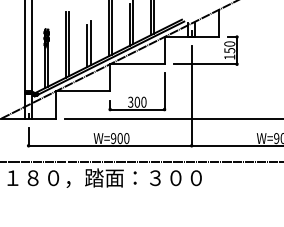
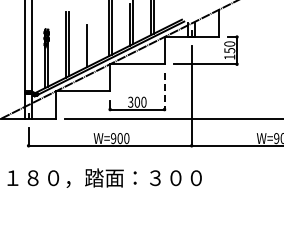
line: present -> none (90, 42)
line: solid -> dashed (164, 92)
line: present -> none (141, 161)
